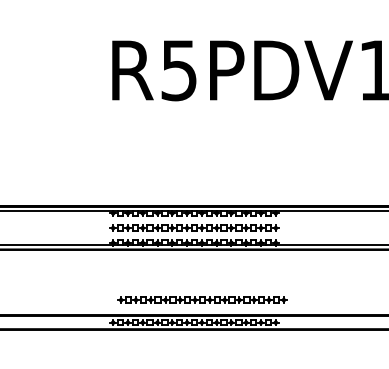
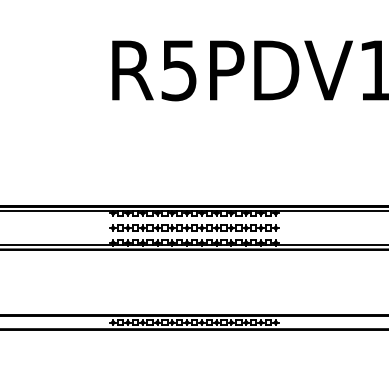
part: present -> none (202, 299)
